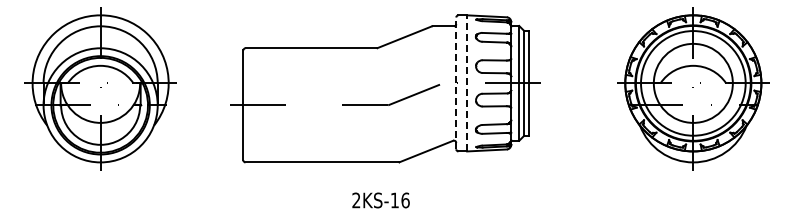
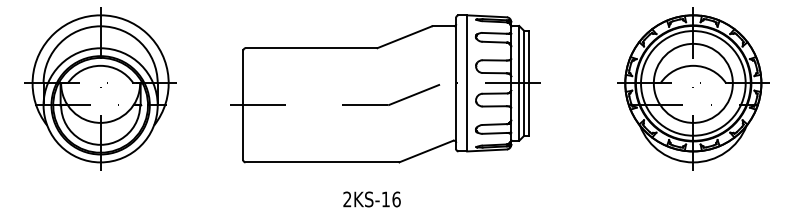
line: dashed -> solid (467, 82)
line: dashed -> solid (456, 83)
text position: (380, 200) -> (371, 199) (371, 199)
